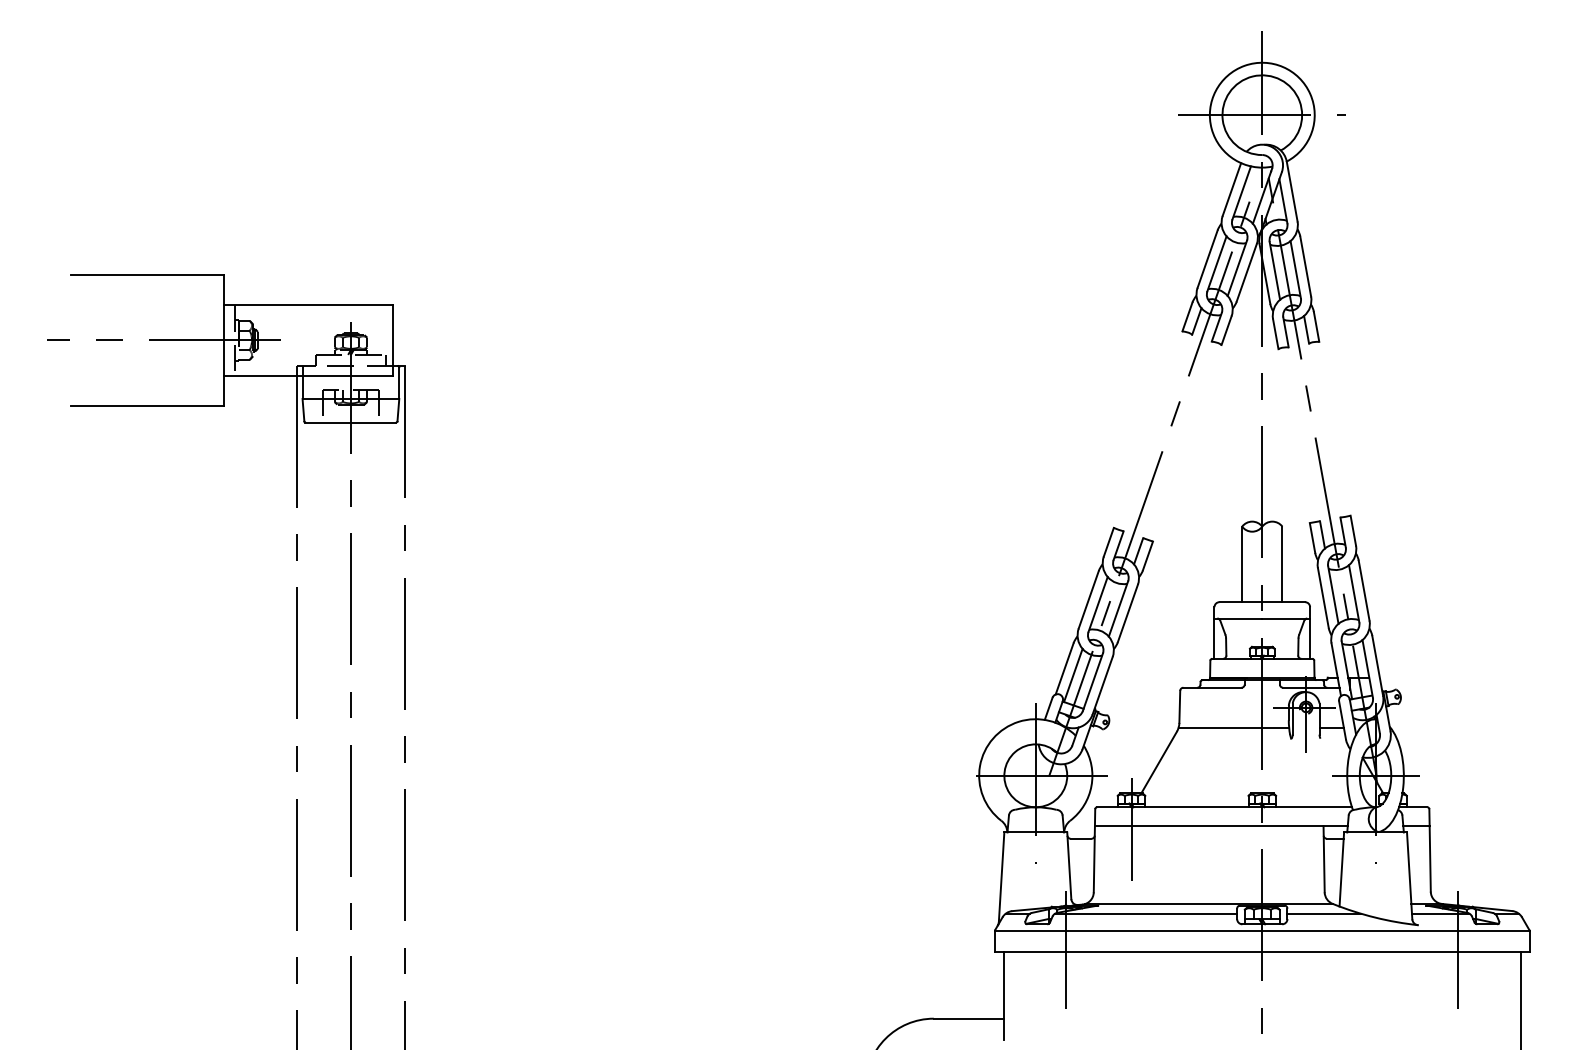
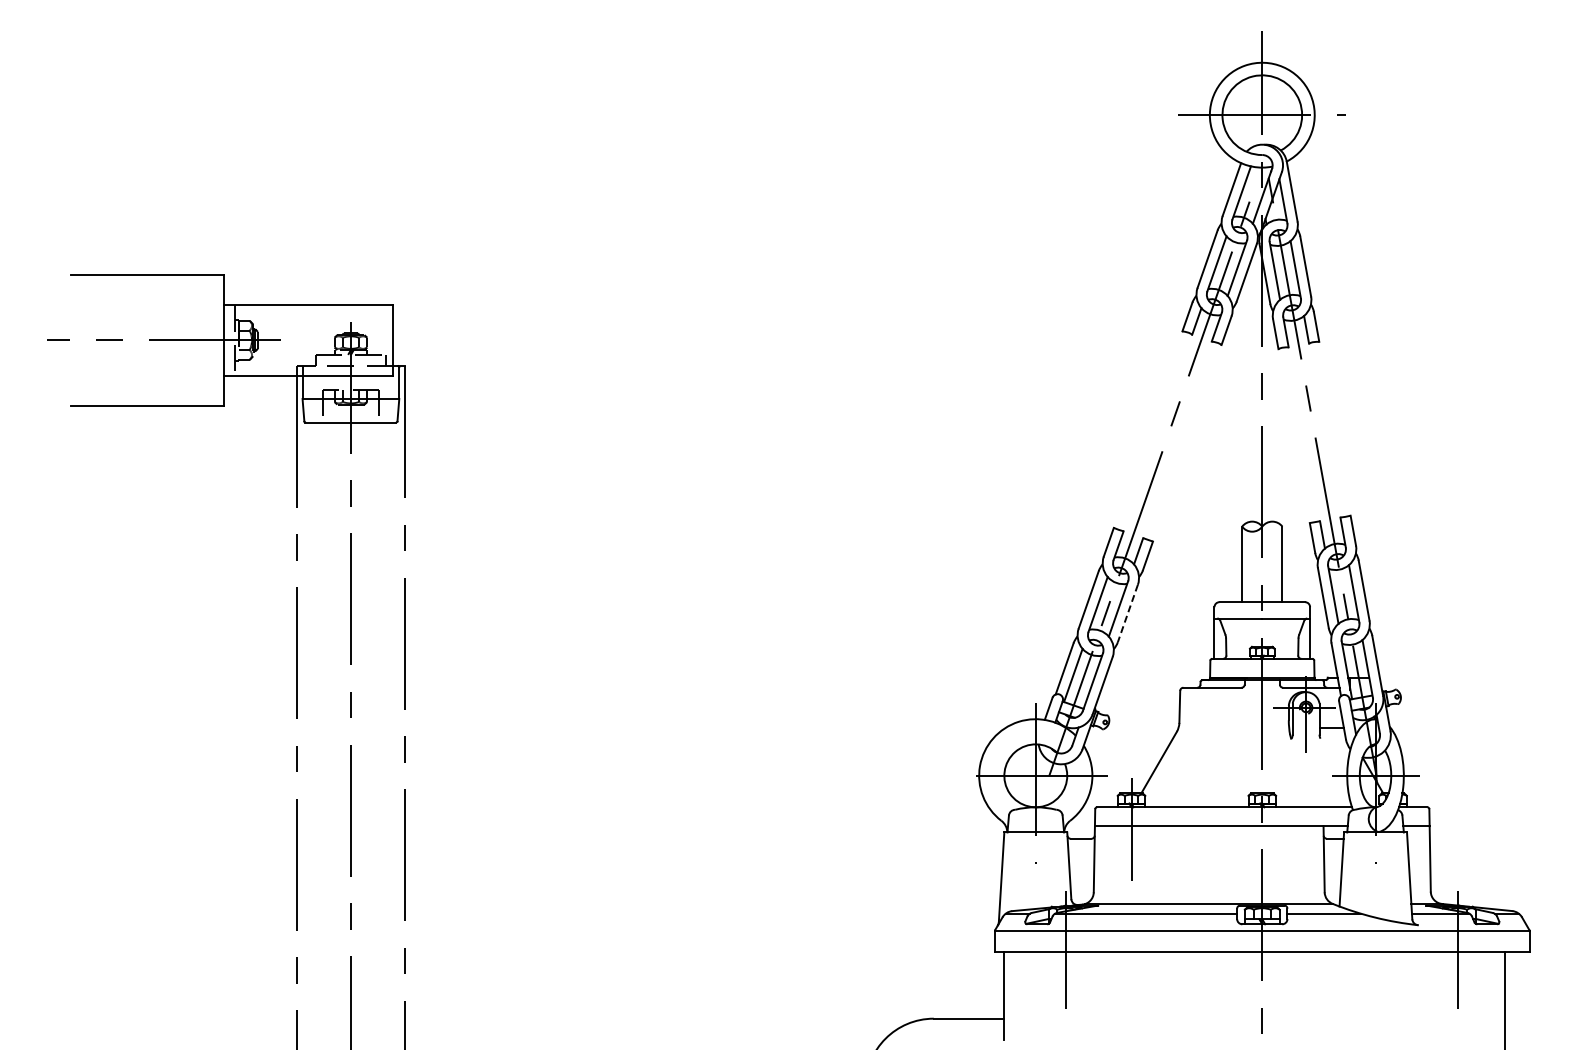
line: solid -> dashed (1127, 613)
line: present -> none (1233, 727)
line position: (1520, 998) -> (1504, 998) (1504, 998)
